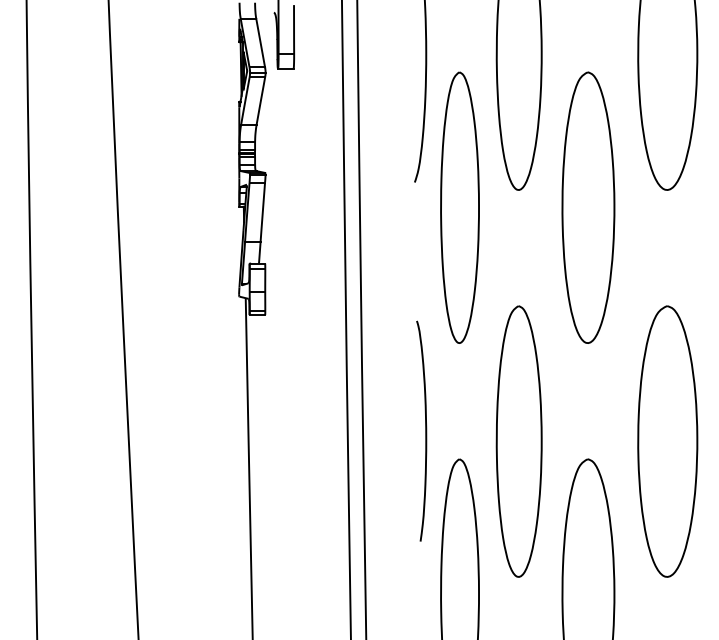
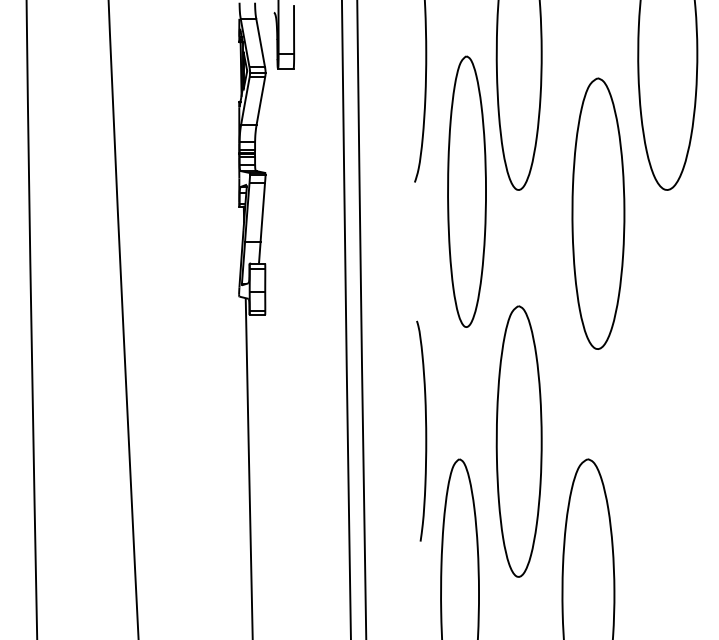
part position: (459, 207) -> (466, 191) (466, 191)
part position: (588, 207) -> (598, 213) (598, 213)
part: present -> none (667, 441)
